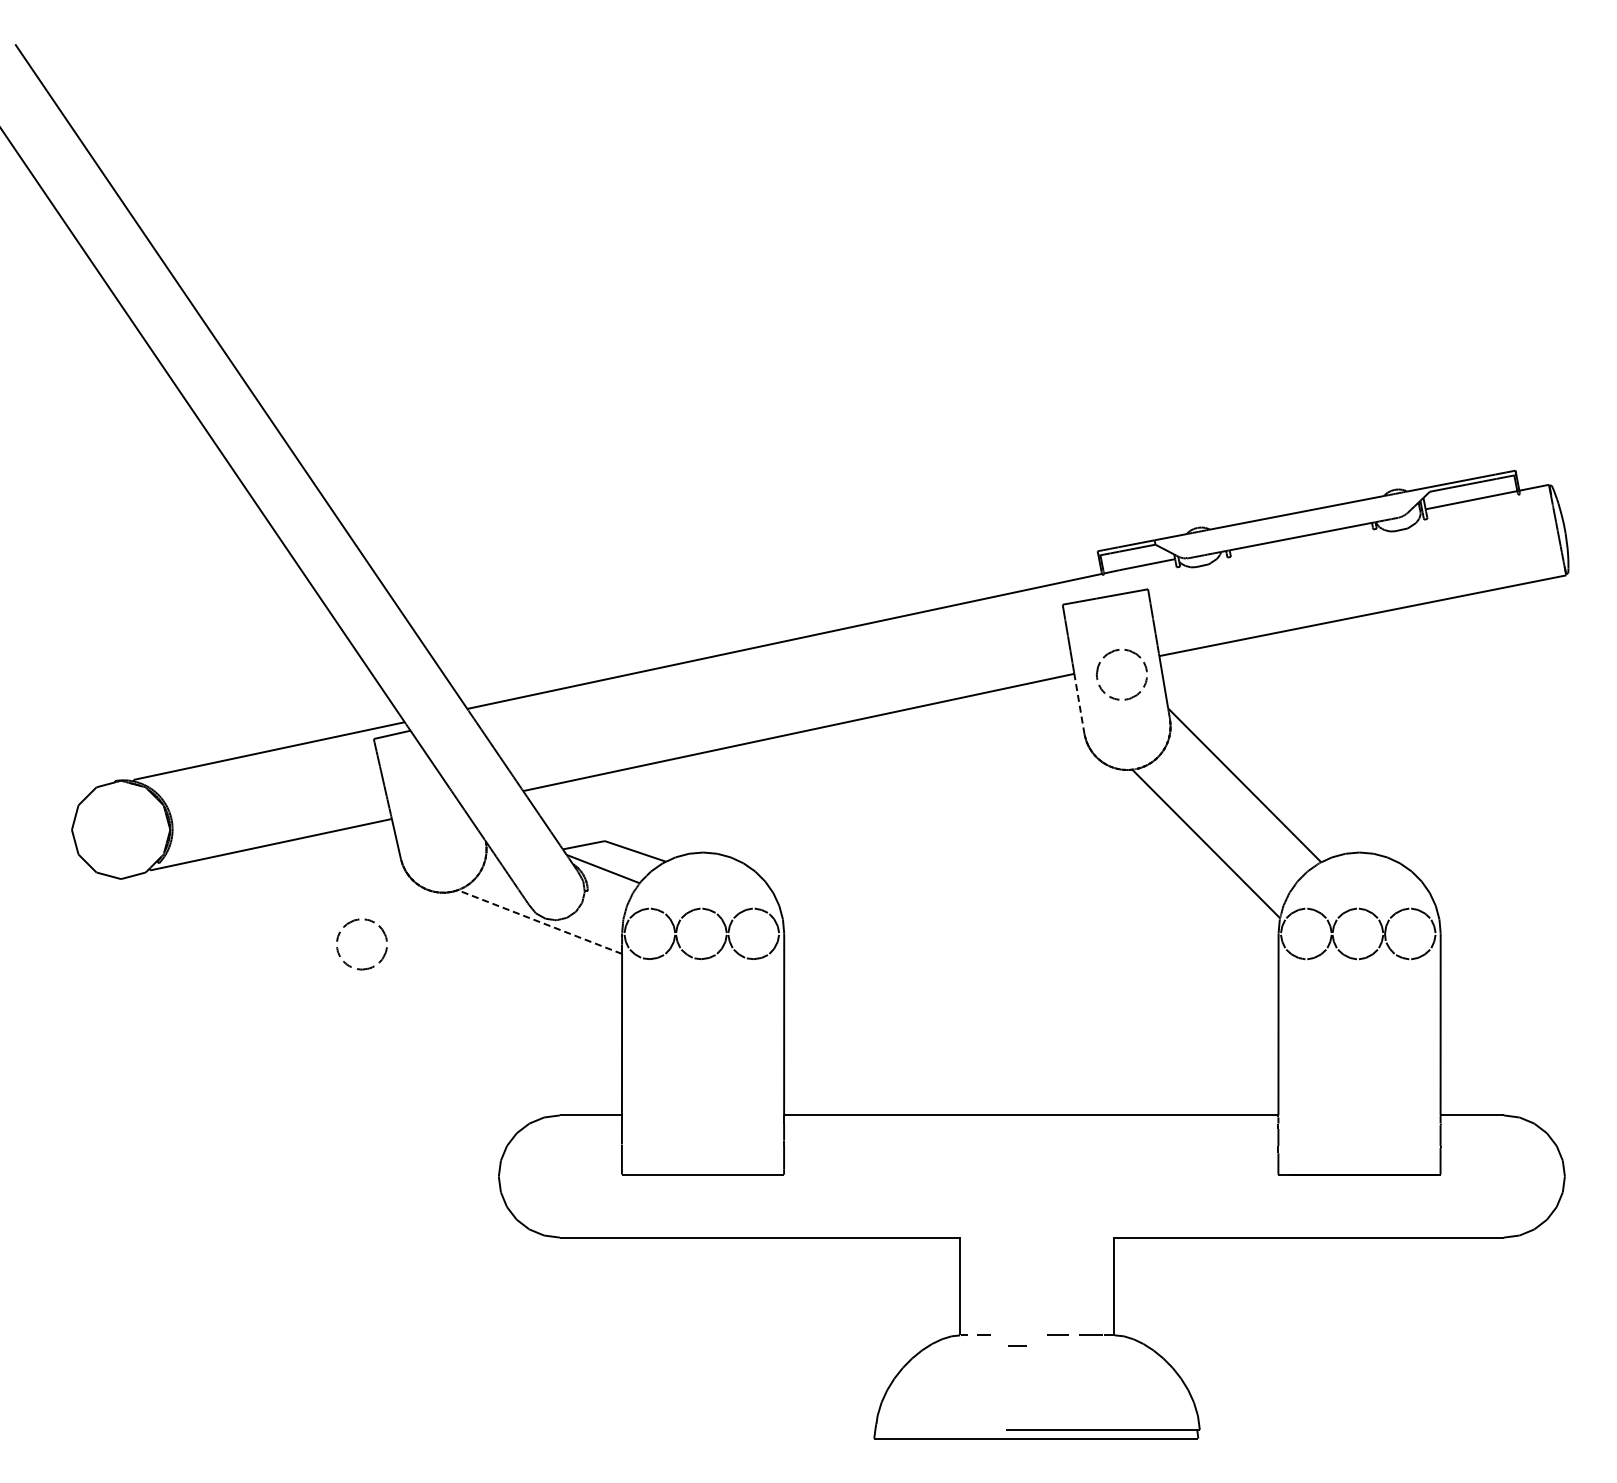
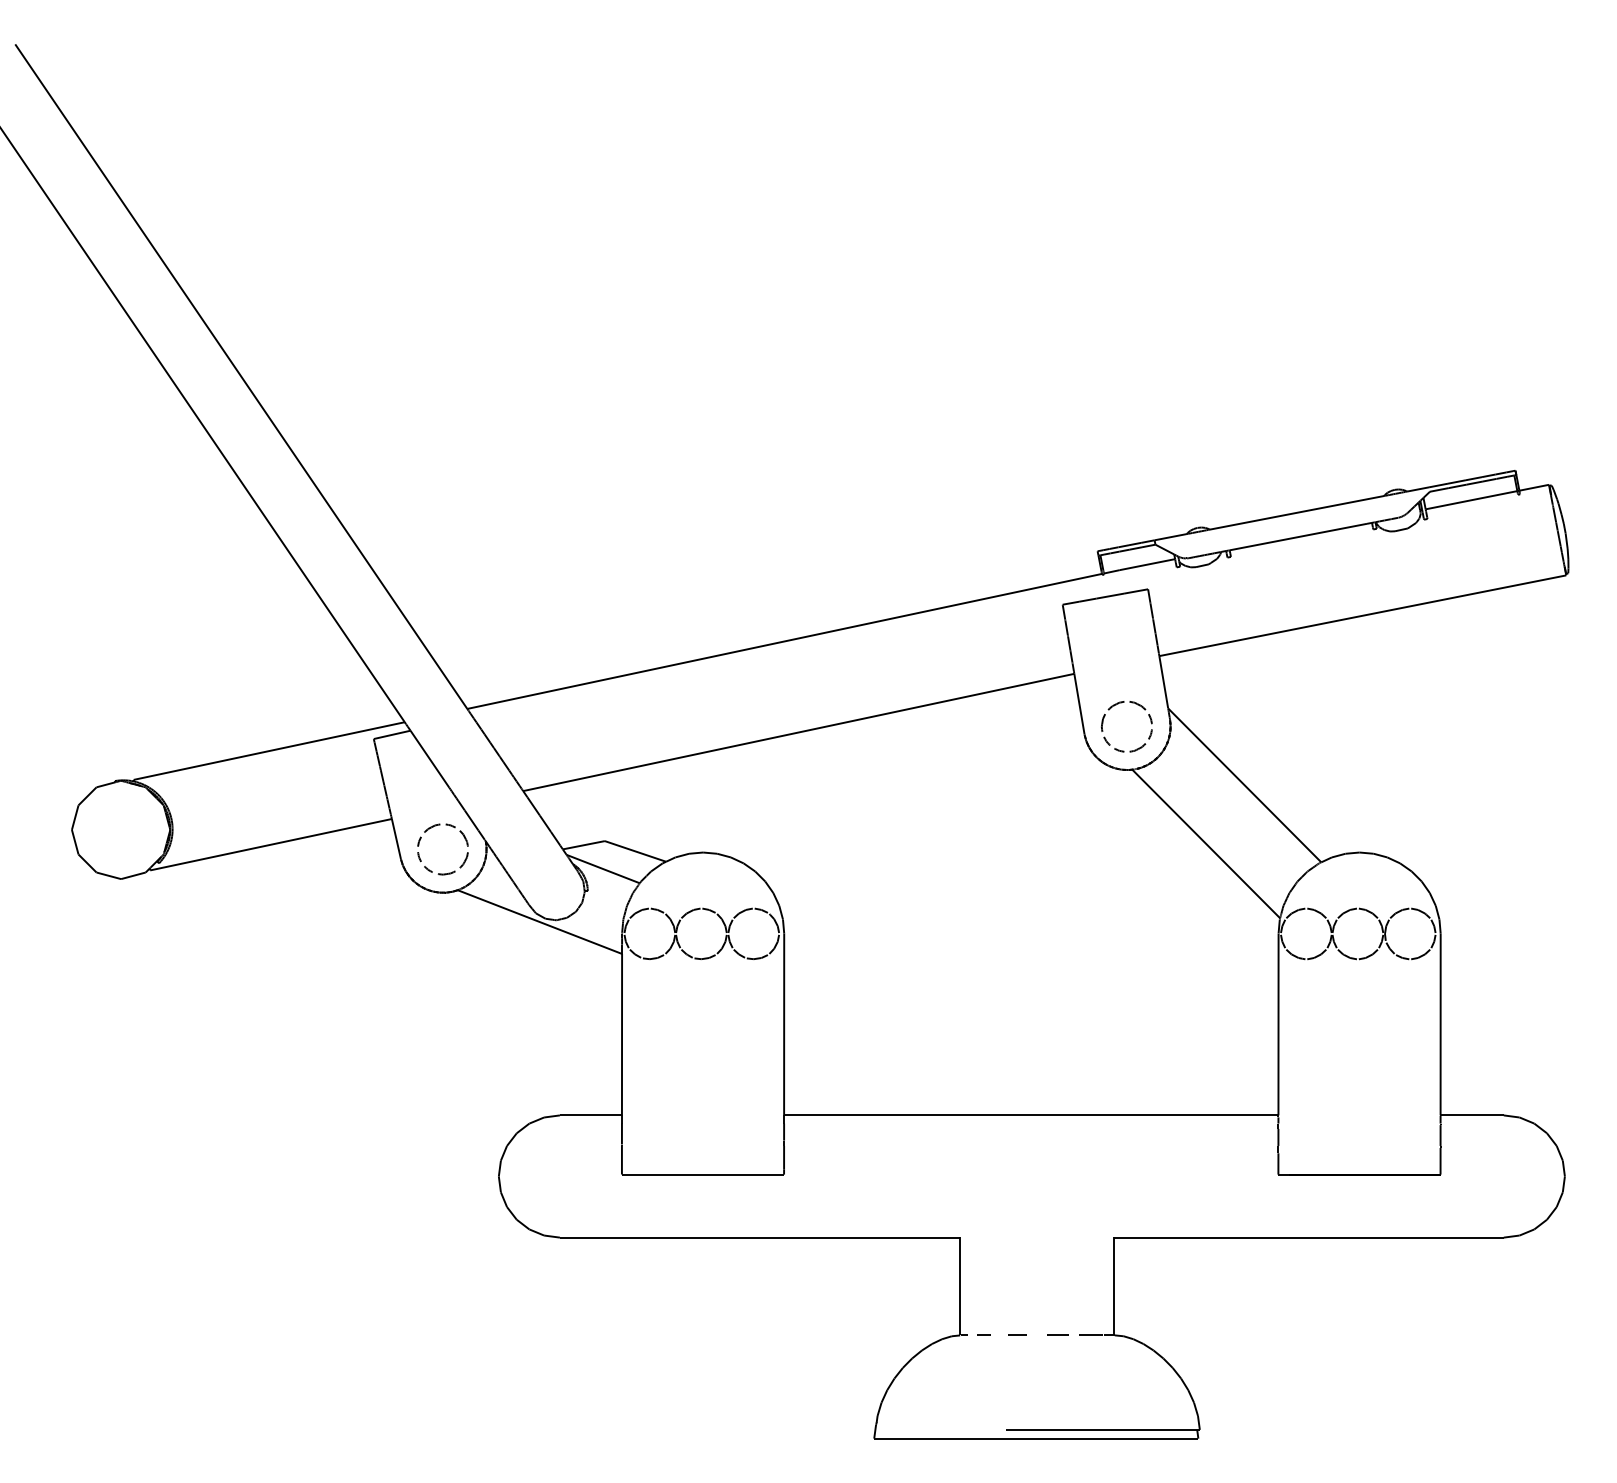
part position: (1098, 671) -> (1103, 723) (1103, 723)
line: dashed -> solid (1079, 704)
line: dashed -> solid (539, 921)
part position: (340, 954) -> (421, 859) (421, 859)
line position: (1017, 1345) -> (1017, 1334) (1017, 1334)
